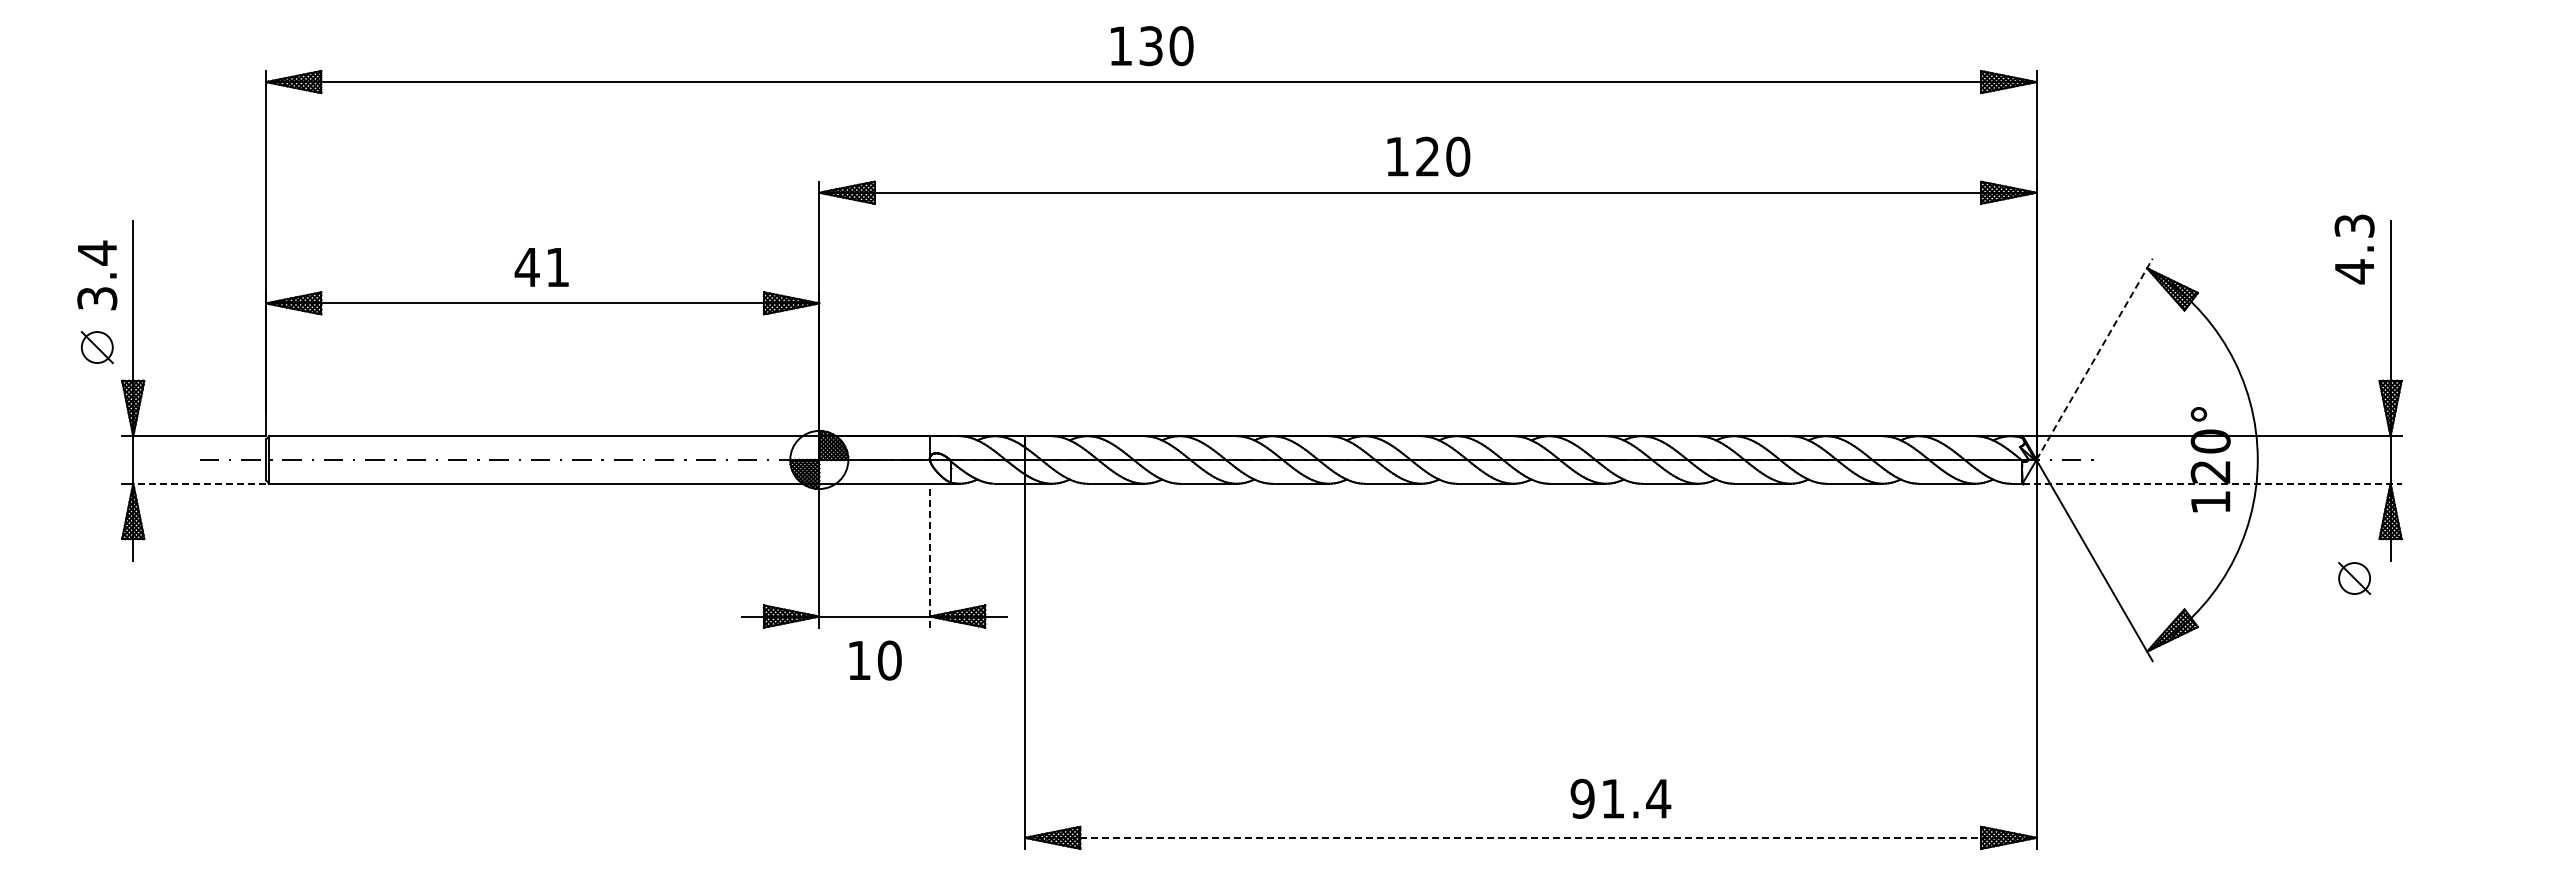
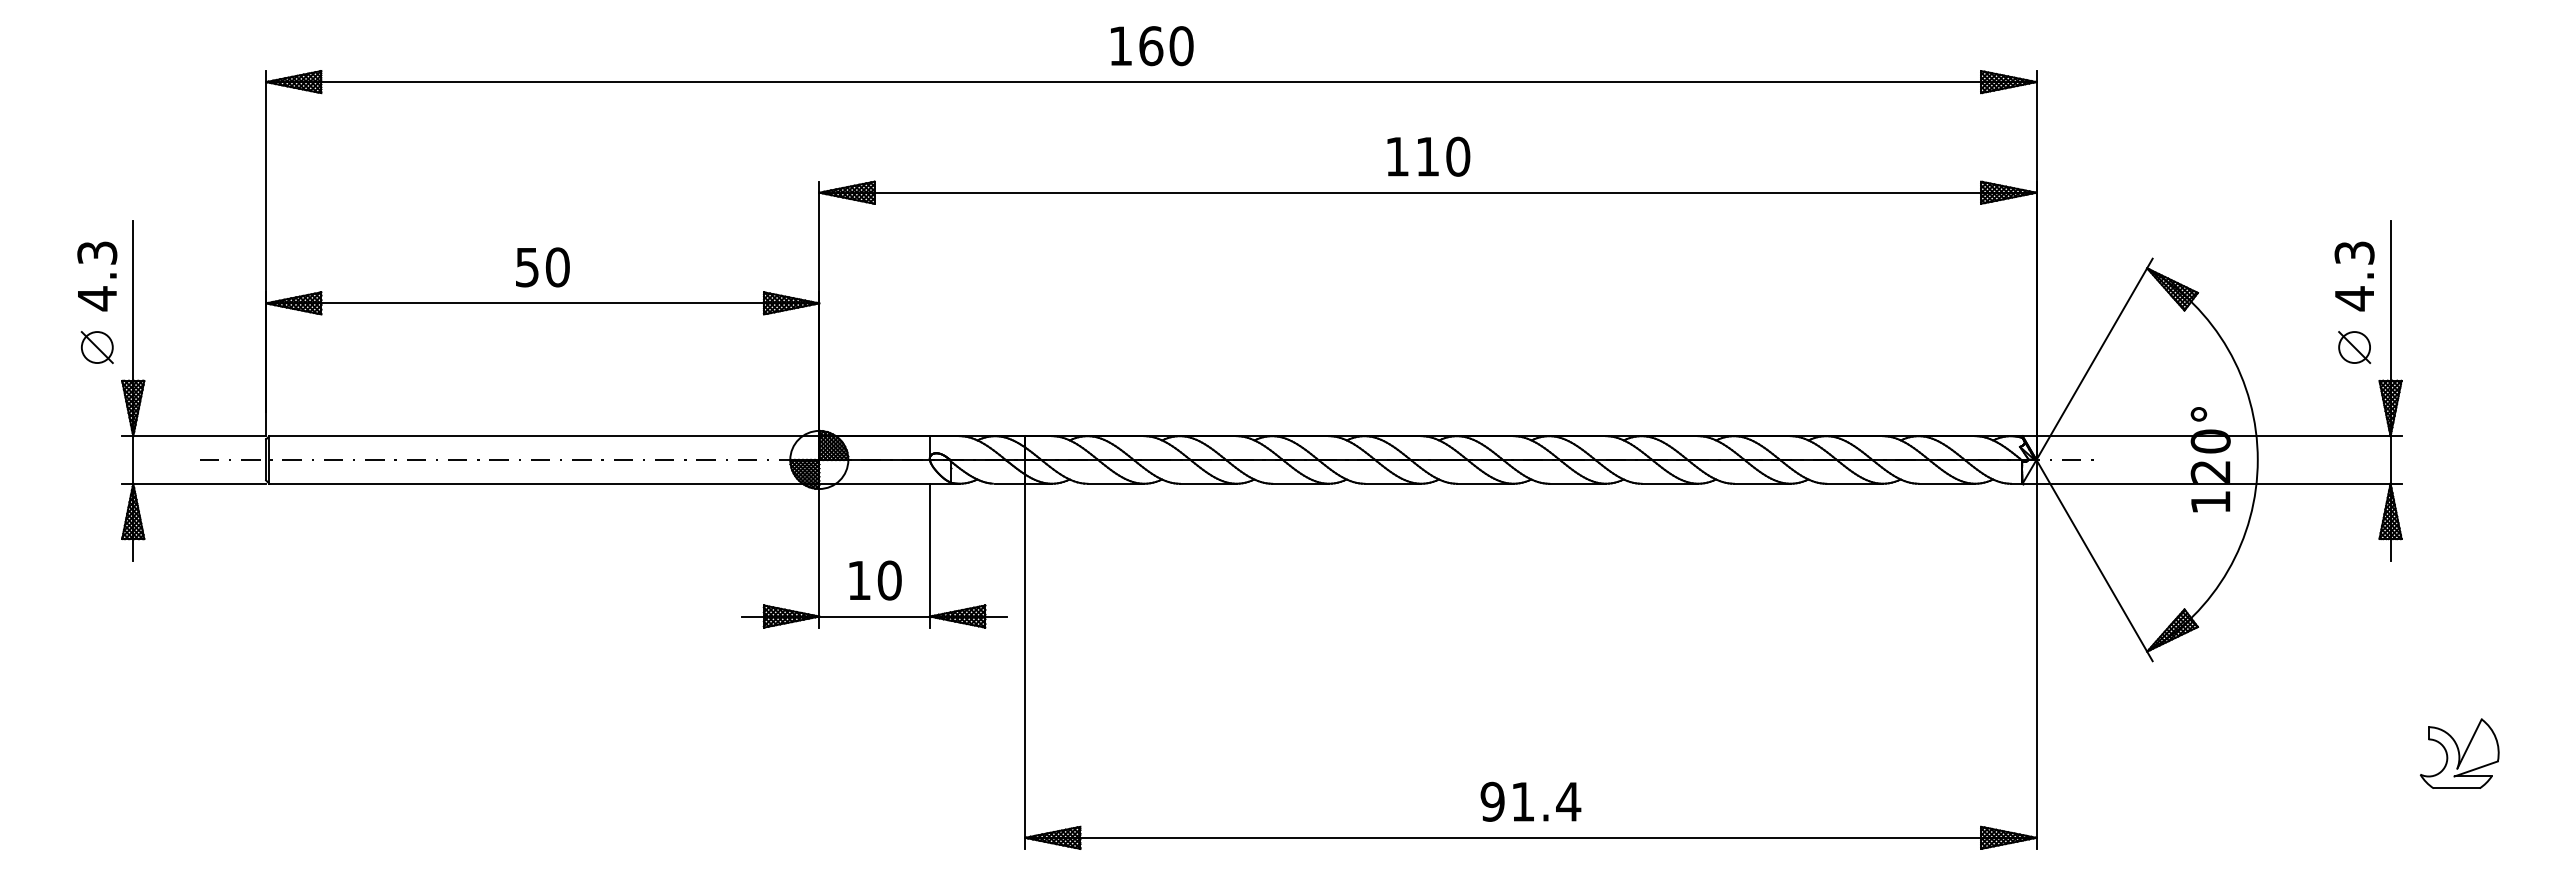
text: 130 -> 160 (1151, 46)
text: 120 -> 110 (1427, 156)
text position: (2354, 249) -> (2354, 276) (2354, 276)
text: 41 -> 50 (541, 267)
text: 3.4 -> 4.3 (97, 275)
line: dashed -> solid (2094, 358)
line: dashed -> solid (199, 483)
line: dashed -> solid (2212, 483)
line: dashed -> solid (929, 555)
part position: (2354, 578) -> (2354, 347) (2354, 347)
text position: (875, 660) -> (875, 580) (875, 580)
part: none -> present (2459, 753)
text position: (1620, 798) -> (1530, 801) (1530, 801)
line: dashed -> solid (1530, 837)
